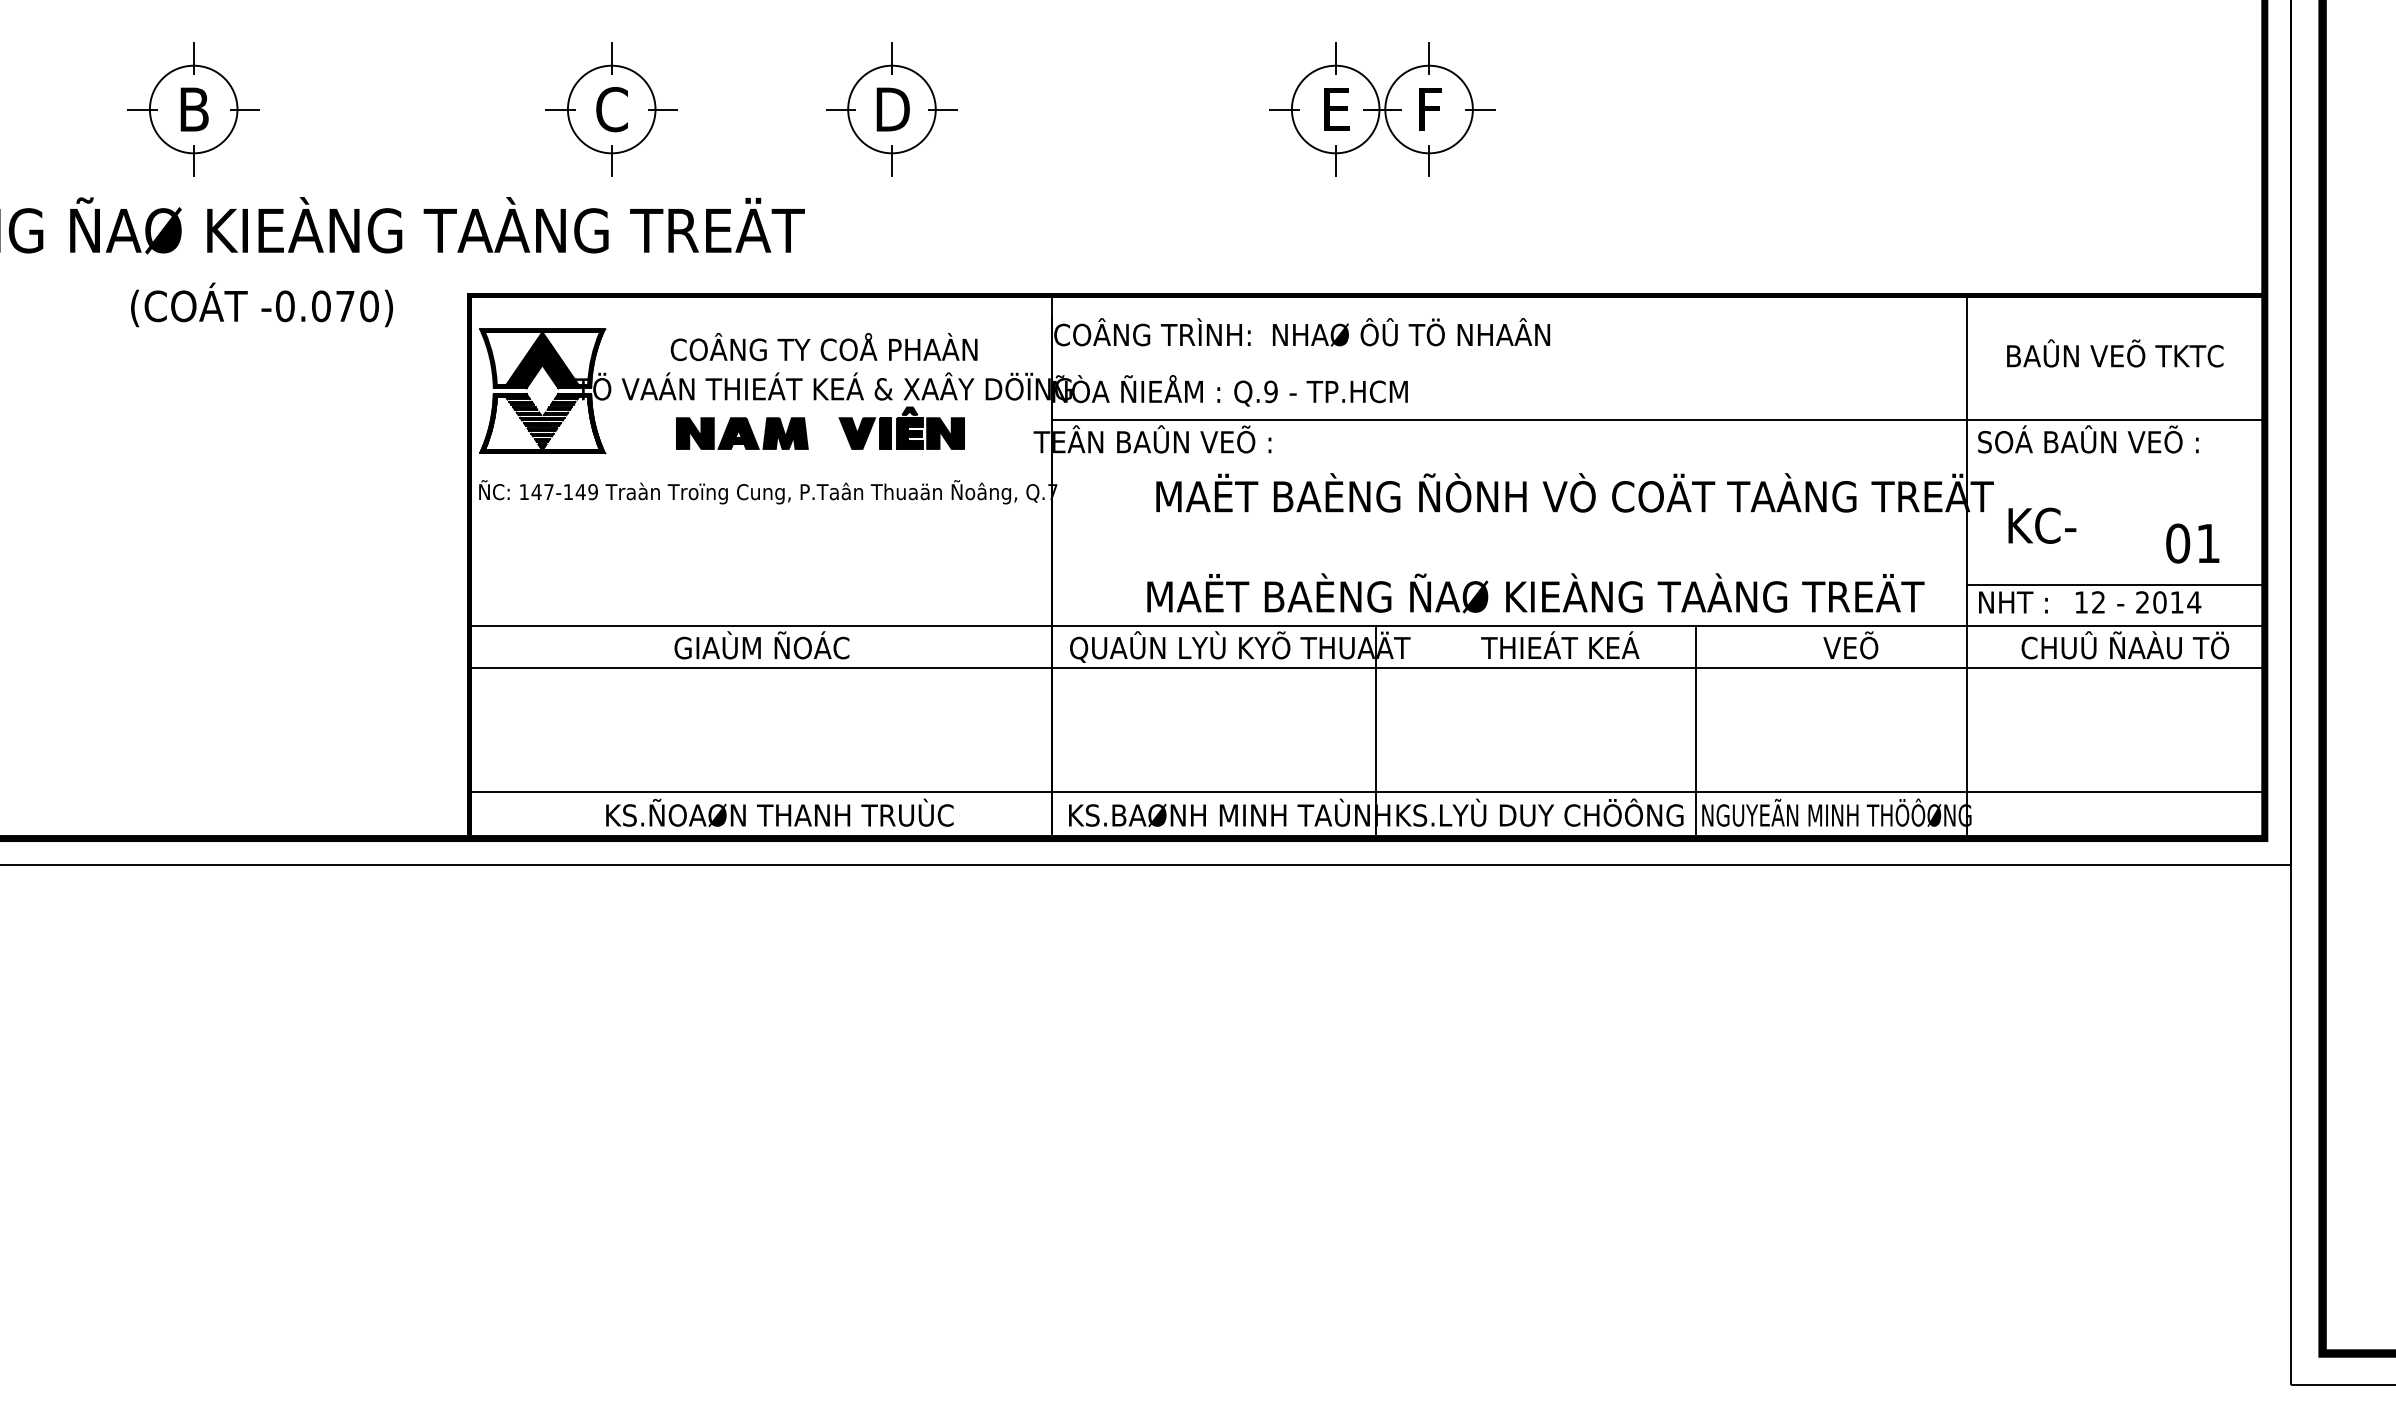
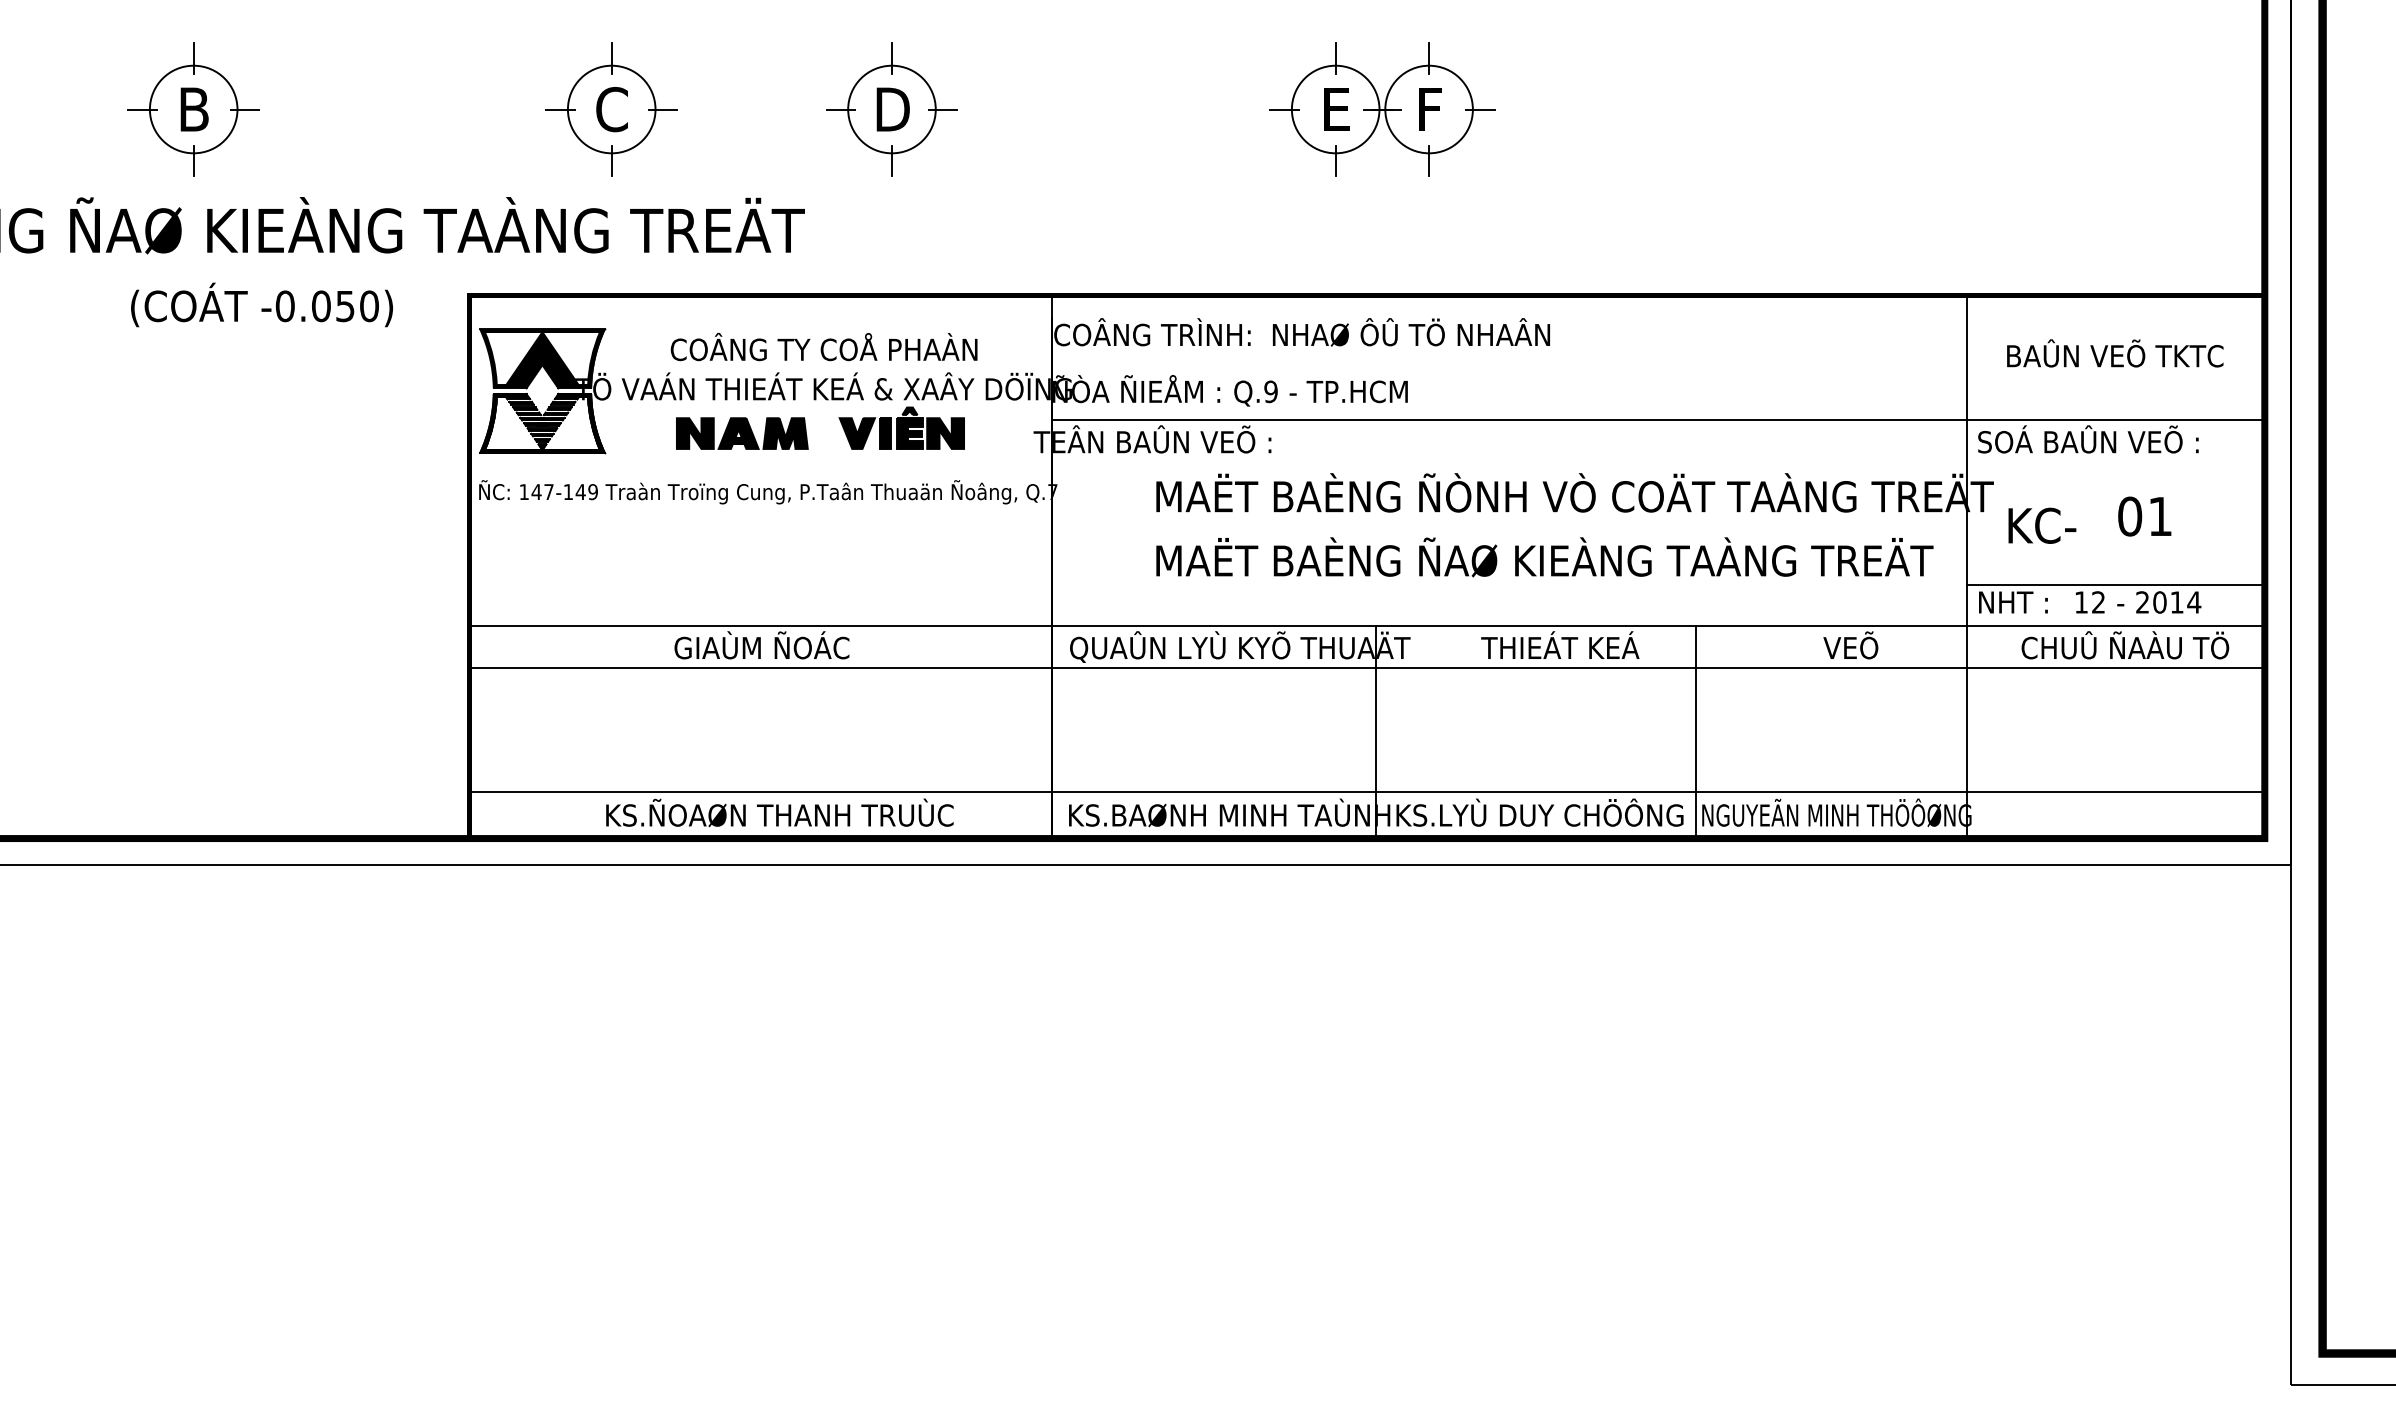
text: -0.070) -> -0.050) (345, 306)
text position: (2192, 543) -> (2144, 516) (2144, 516)
text position: (1535, 593) -> (1544, 557) (1544, 557)
